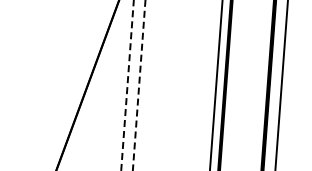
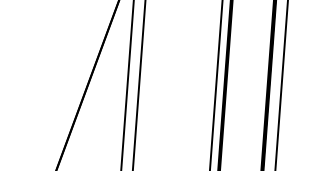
line: dashed -> solid (127, 85)
line: dashed -> solid (139, 85)
